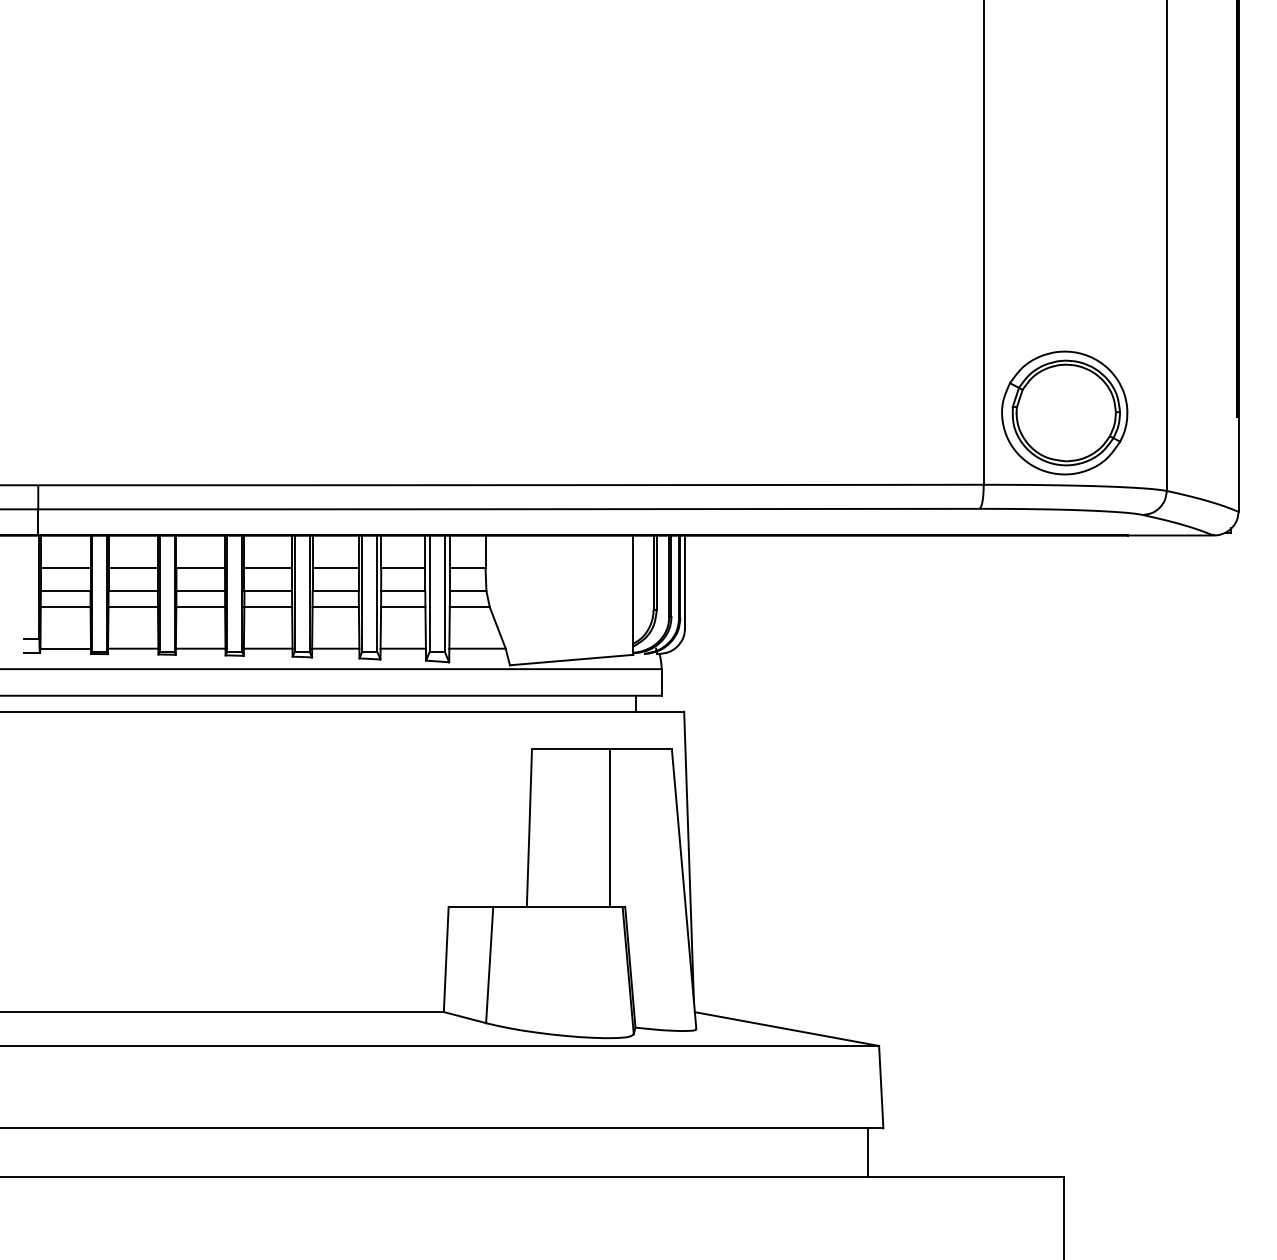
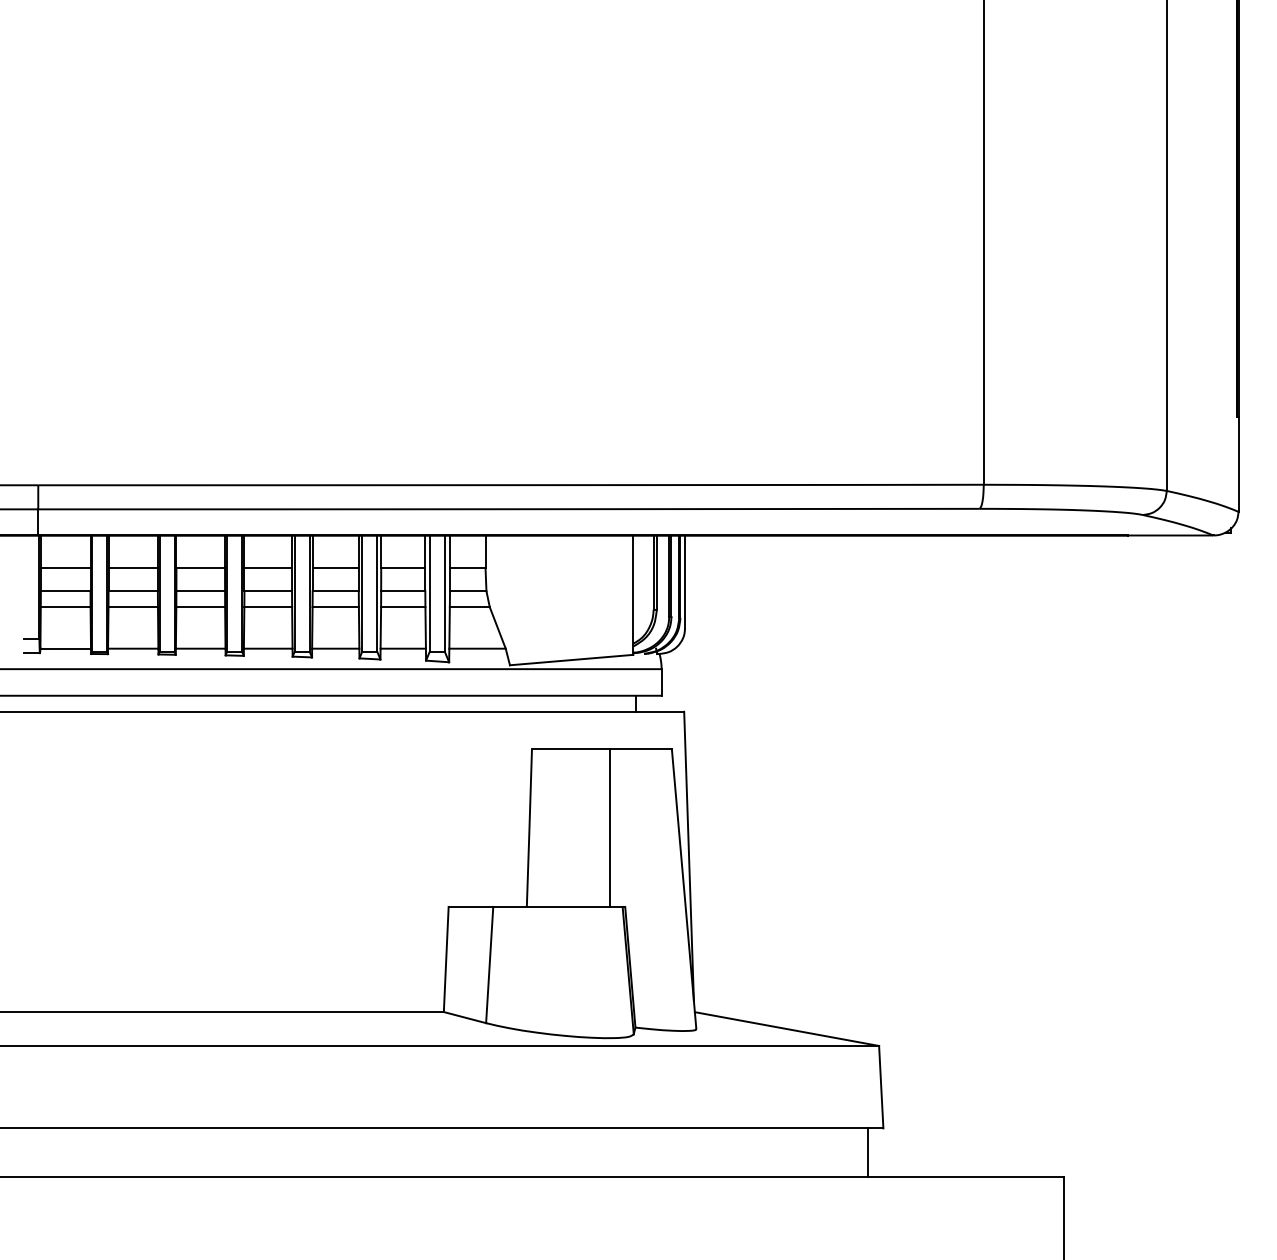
part: present -> none (1064, 412)
